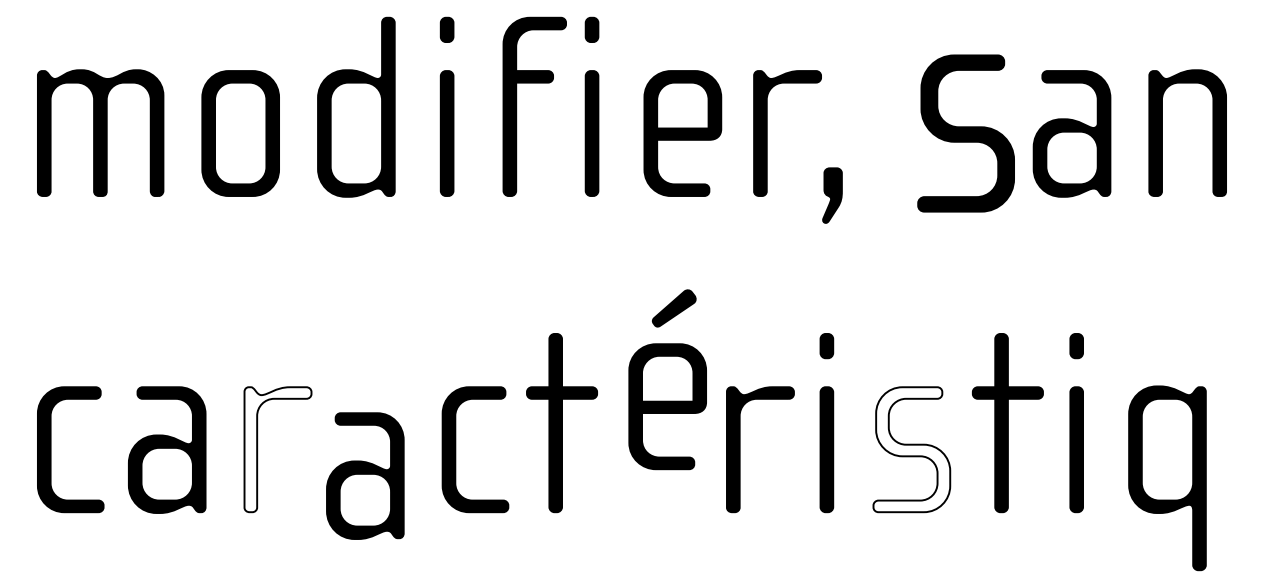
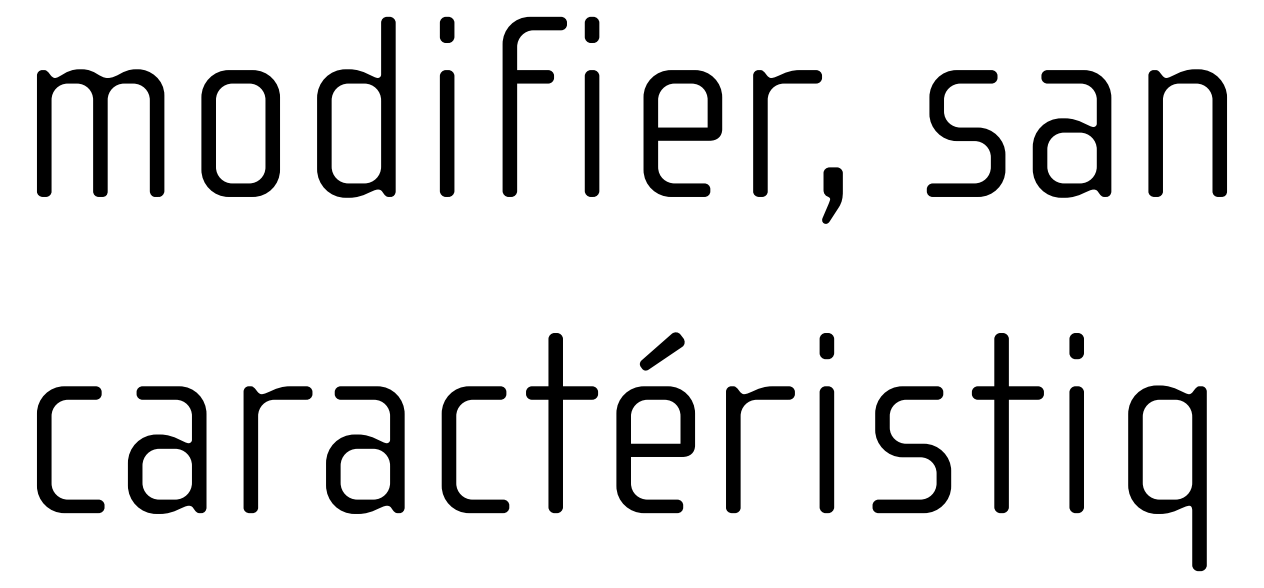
part size: 98x159 px -> 80x127 px (965, 133)
part position: (667, 379) -> (655, 422) (655, 422)
fill: none -> present (277, 449)
fill: none -> present (911, 449)
part position: (365, 475) -> (365, 449) (365, 449)
